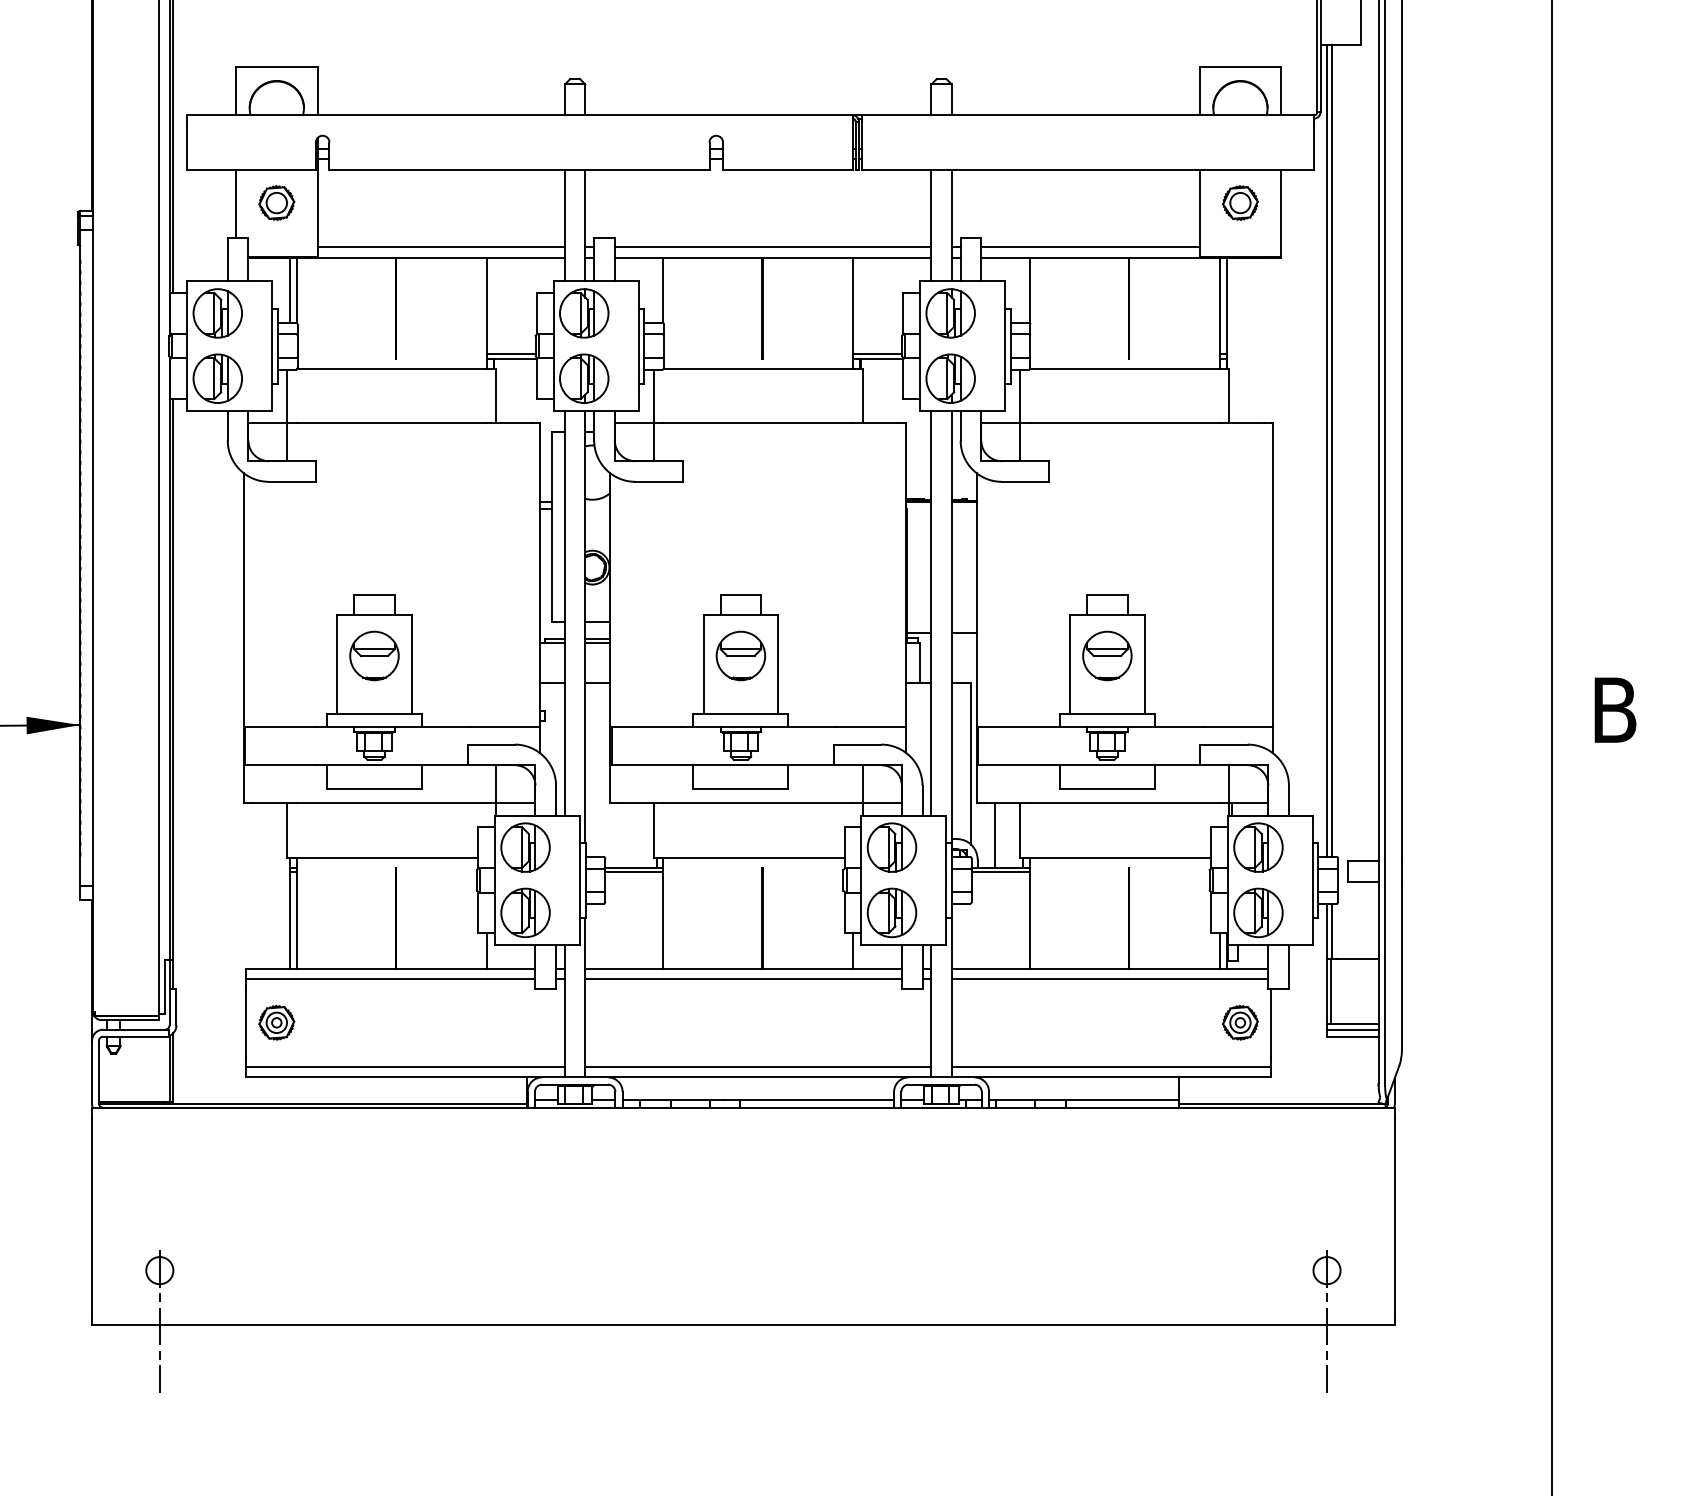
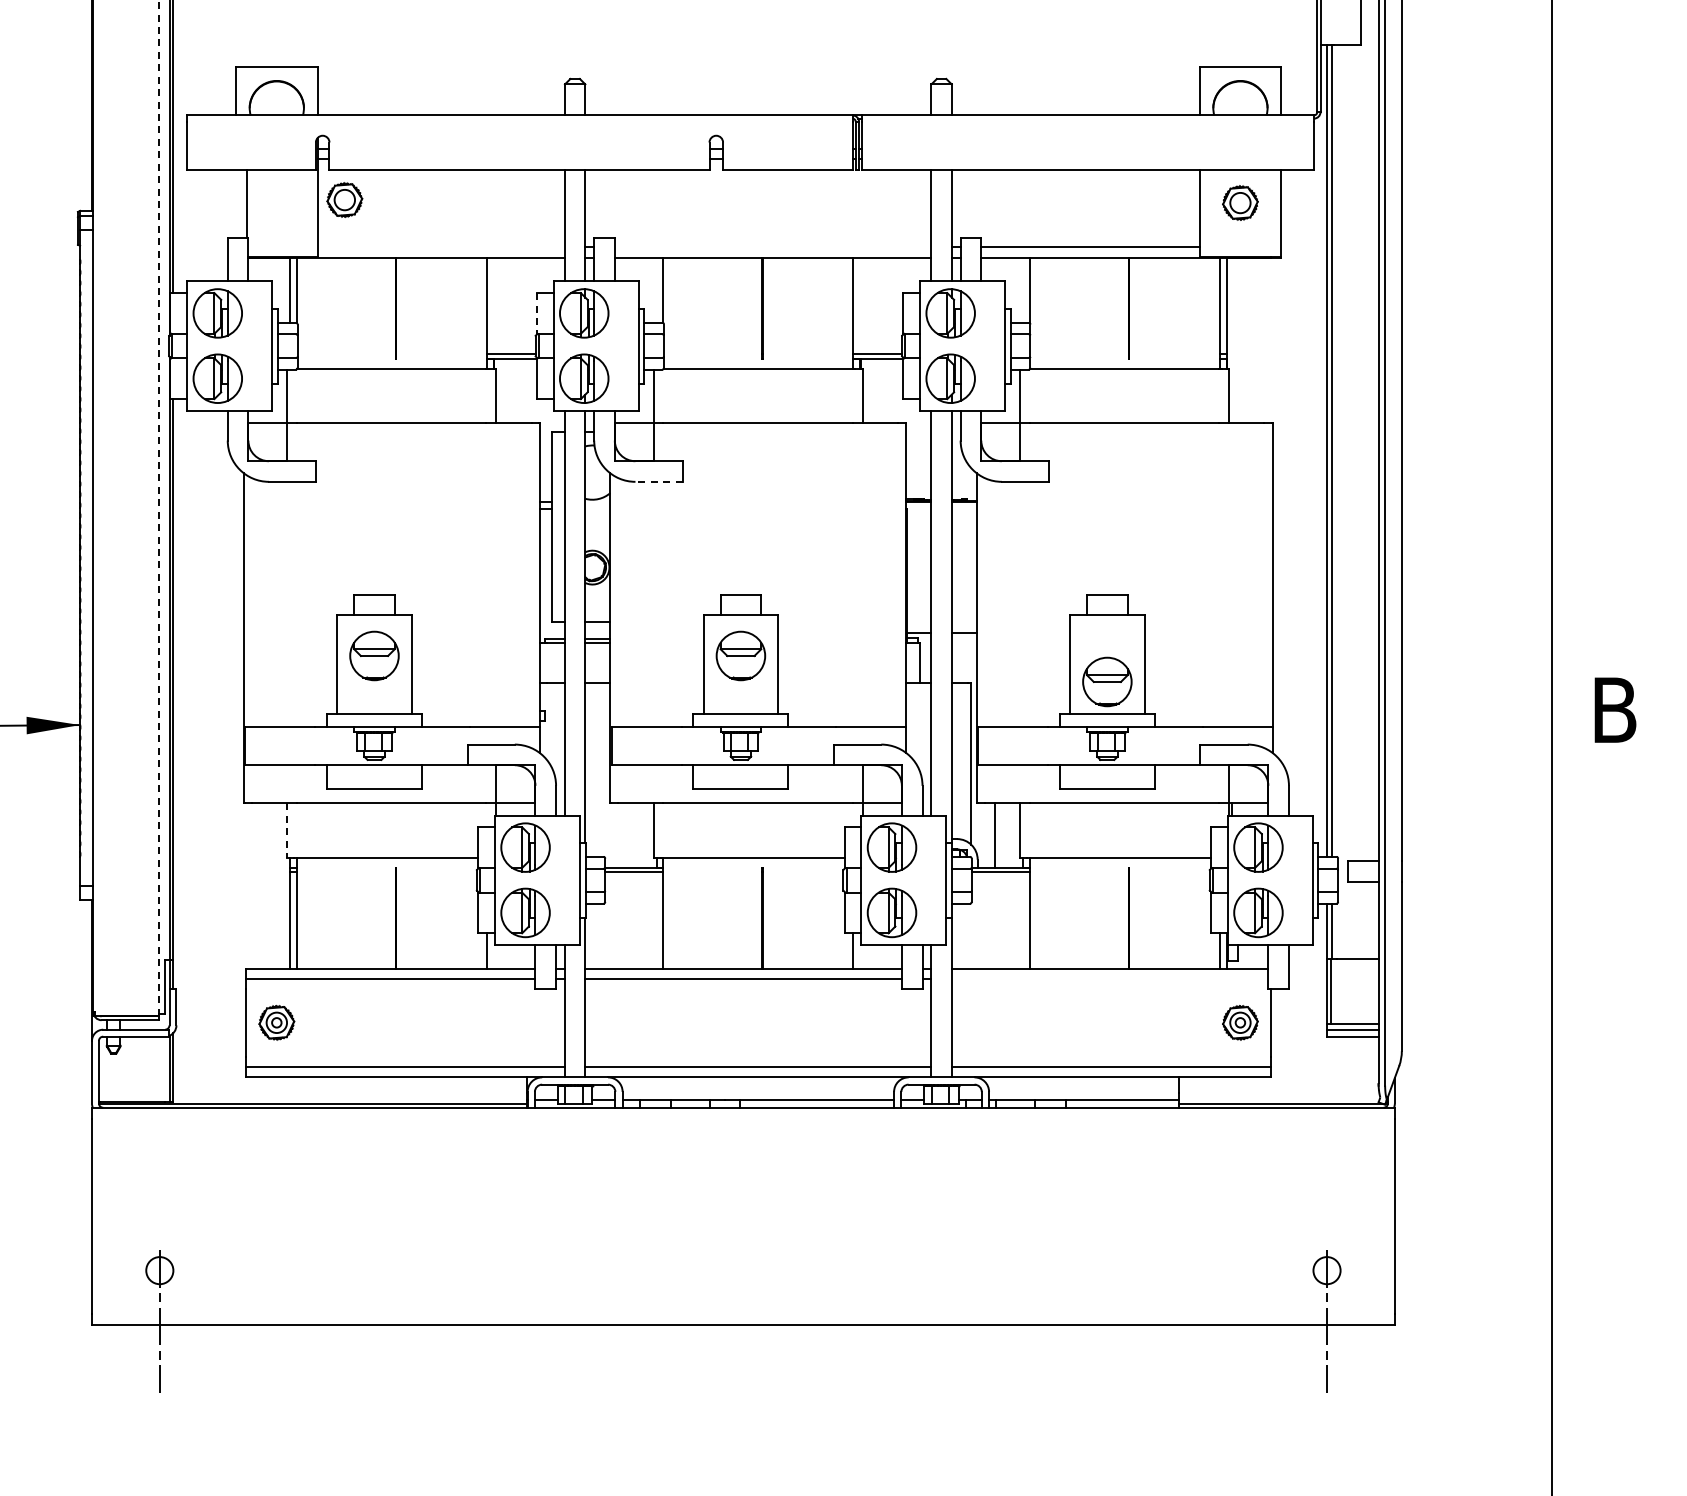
part position: (276, 202) -> (344, 199) (344, 199)
line position: (236, 203) -> (247, 203) (247, 203)
line: present -> none (440, 247)
line: present -> none (772, 247)
line: solid -> dashed (536, 313)
line: solid -> dashed (659, 481)
line: solid -> dashed (159, 507)
part position: (1107, 655) -> (1107, 681) (1107, 681)
line: solid -> dashed (287, 830)
line: present -> none (1109, 979)
